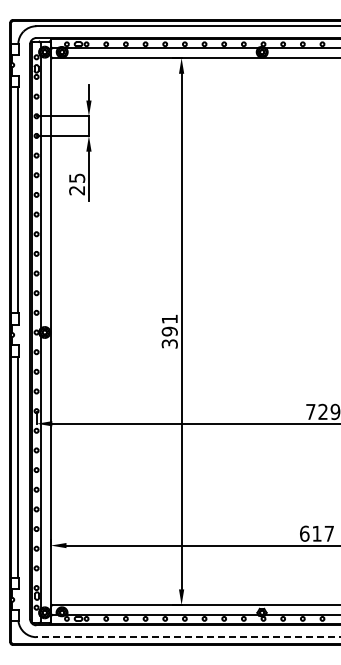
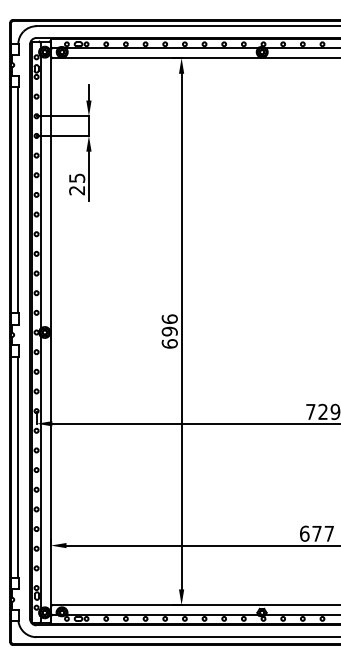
text: 391 -> 696 (169, 331)
text: 617 -> 677 (316, 533)
line: dashed -> solid (188, 637)
